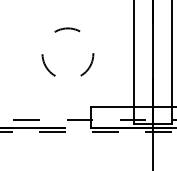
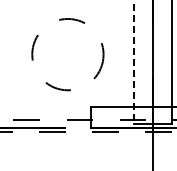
circle size: 54x50 px -> 74x74 px (67, 54)
line: solid -> dashed (133, 62)
